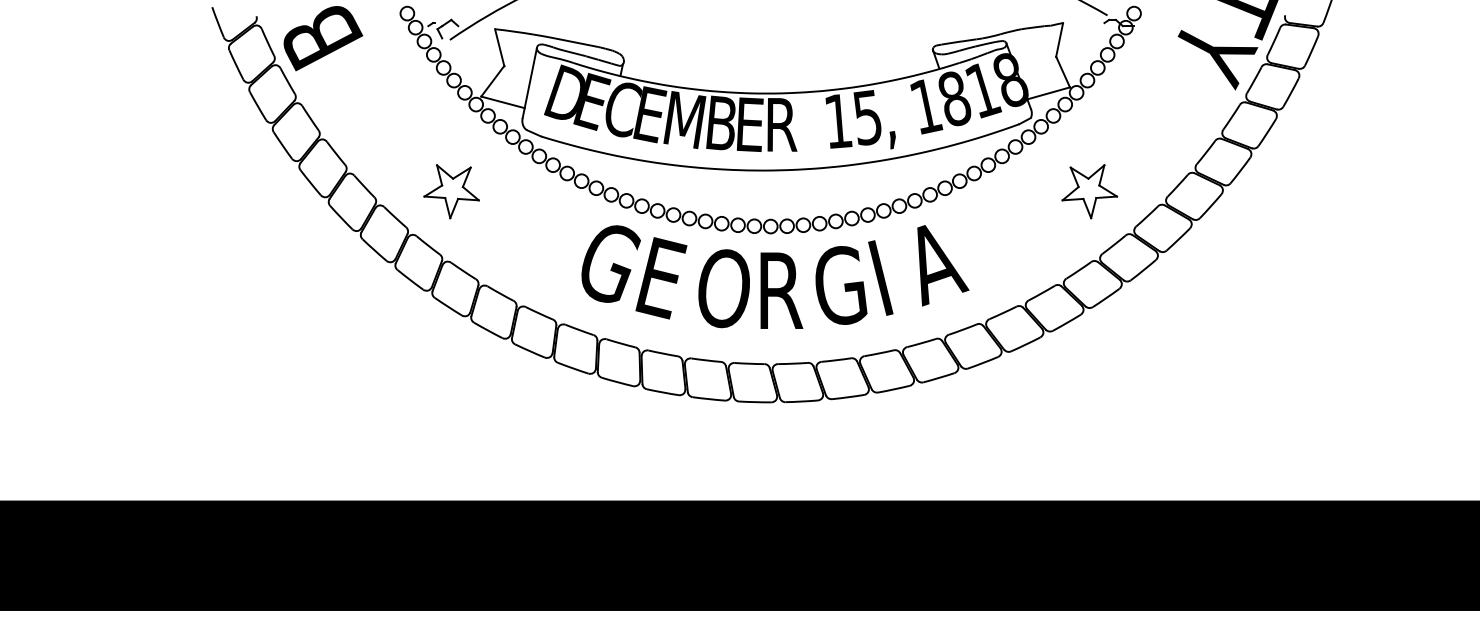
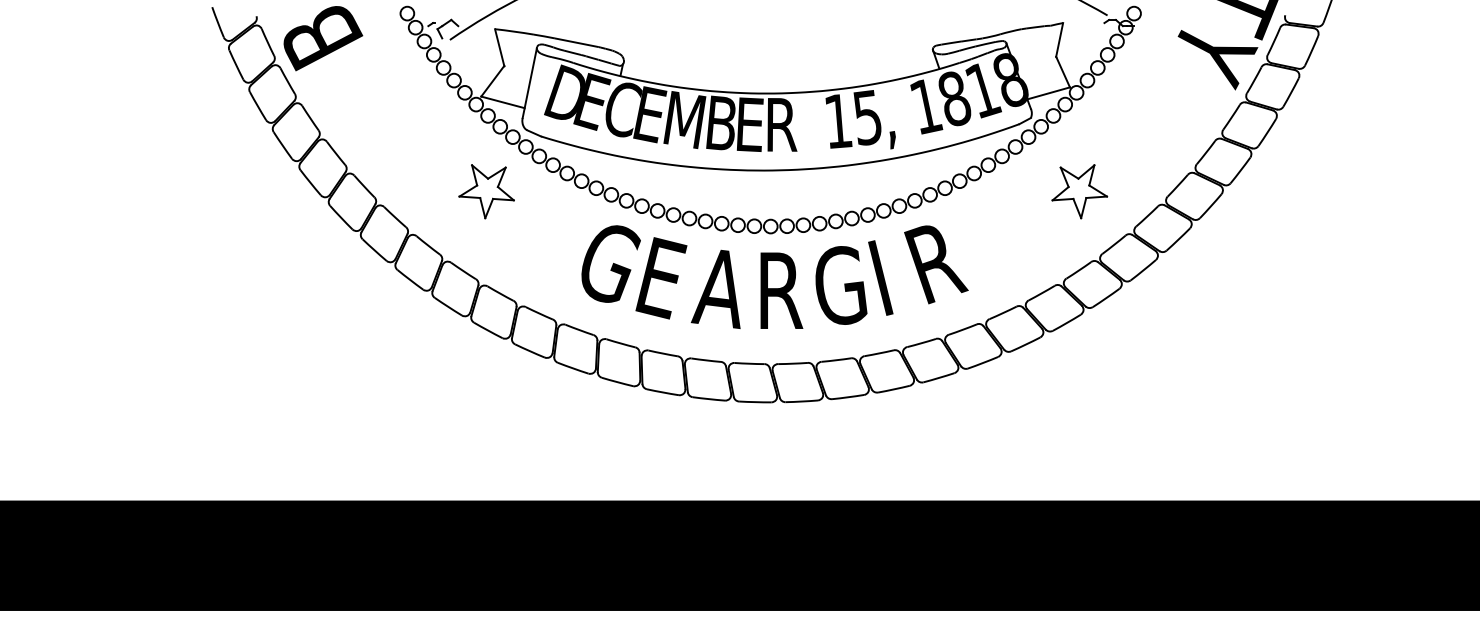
part position: (451, 191) -> (486, 191) (486, 191)
part position: (1089, 191) -> (1079, 191) (1079, 191)
text: A -> R (936, 265)
text: O -> A (719, 289)
